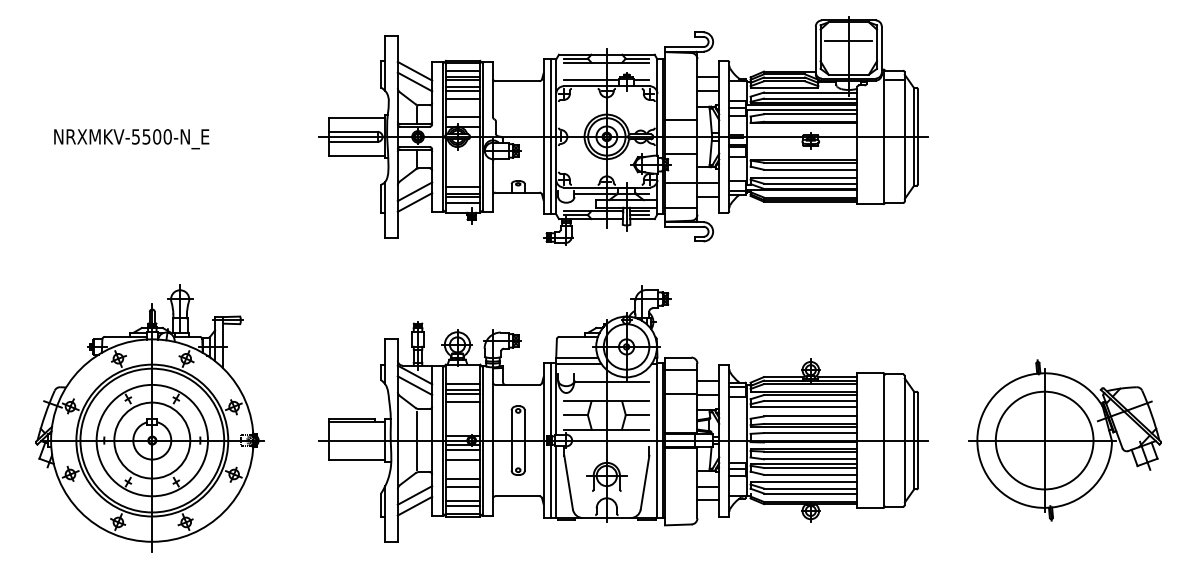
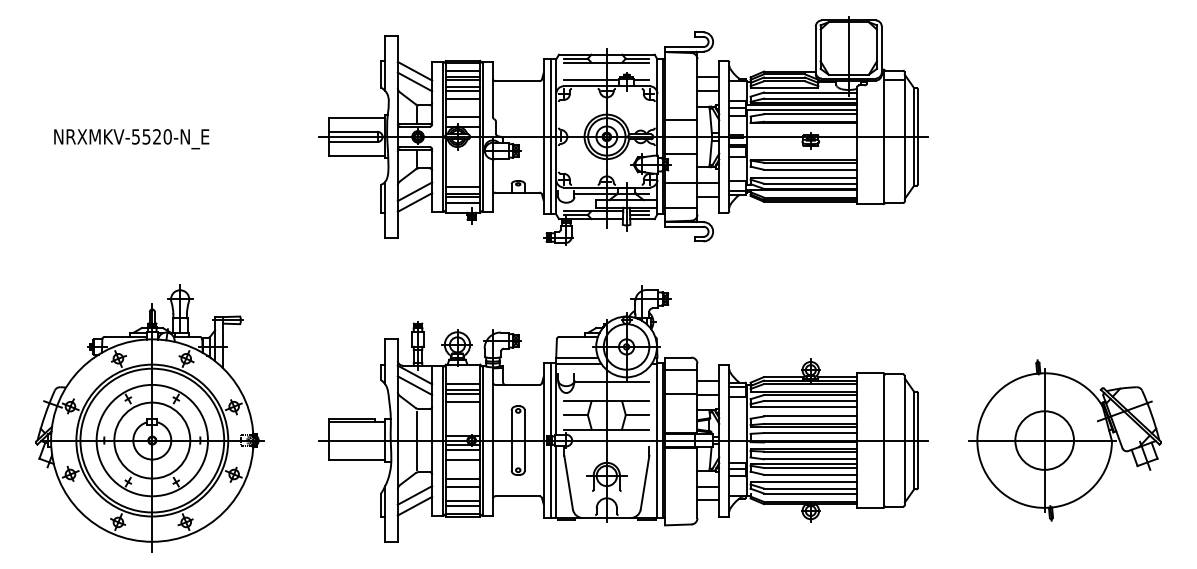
line: present -> none (848, 40)
text: NRXMKV-5500-N_E -> NRXMKV-5520-N_E (157, 136)
circle diameter: 98 px -> 59 px (1044, 440)
